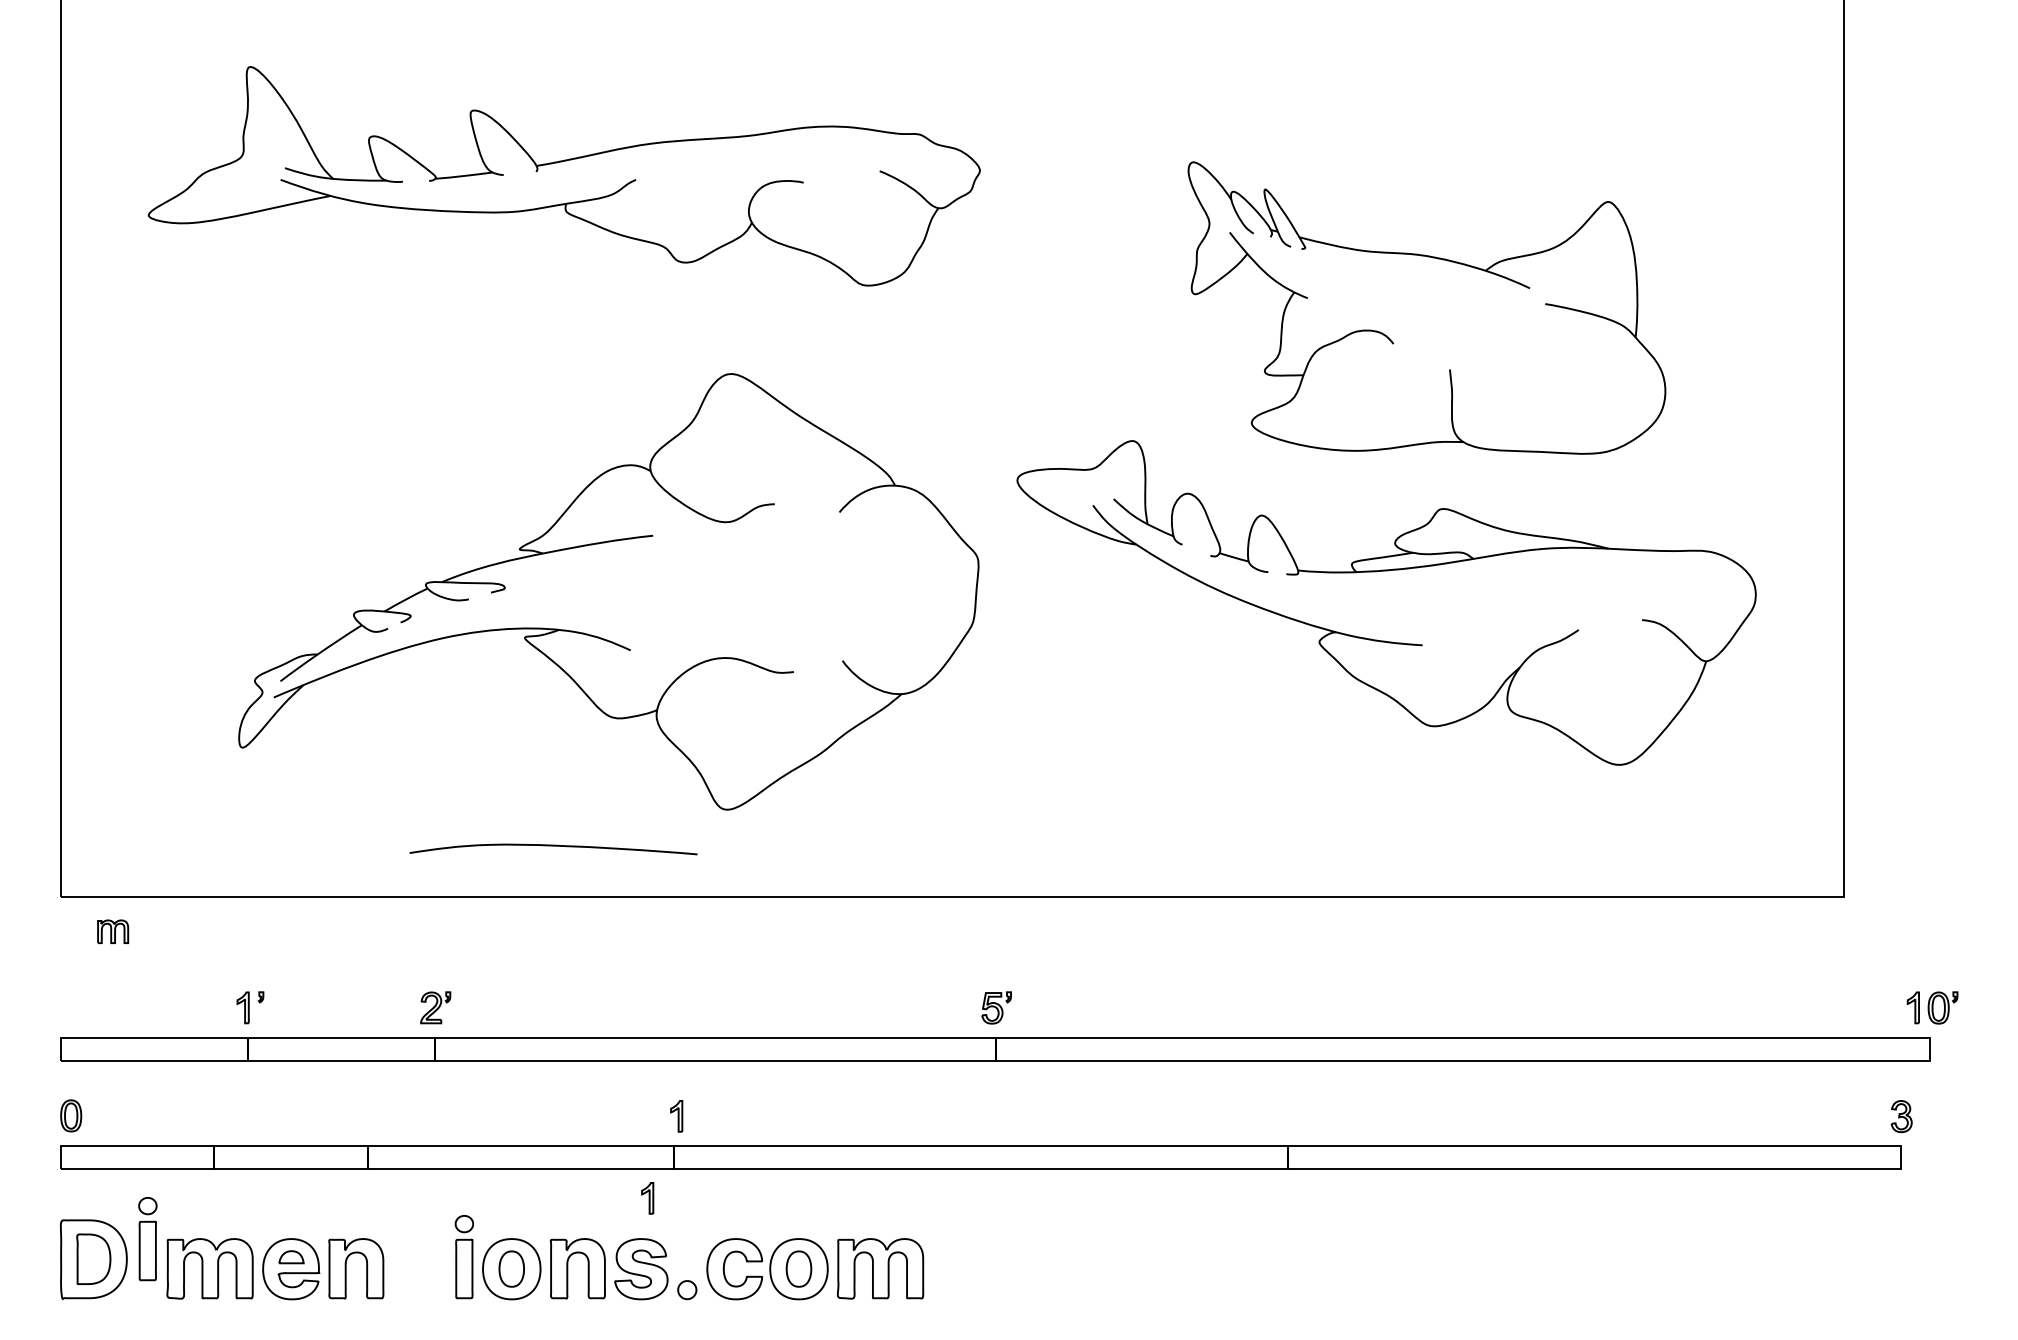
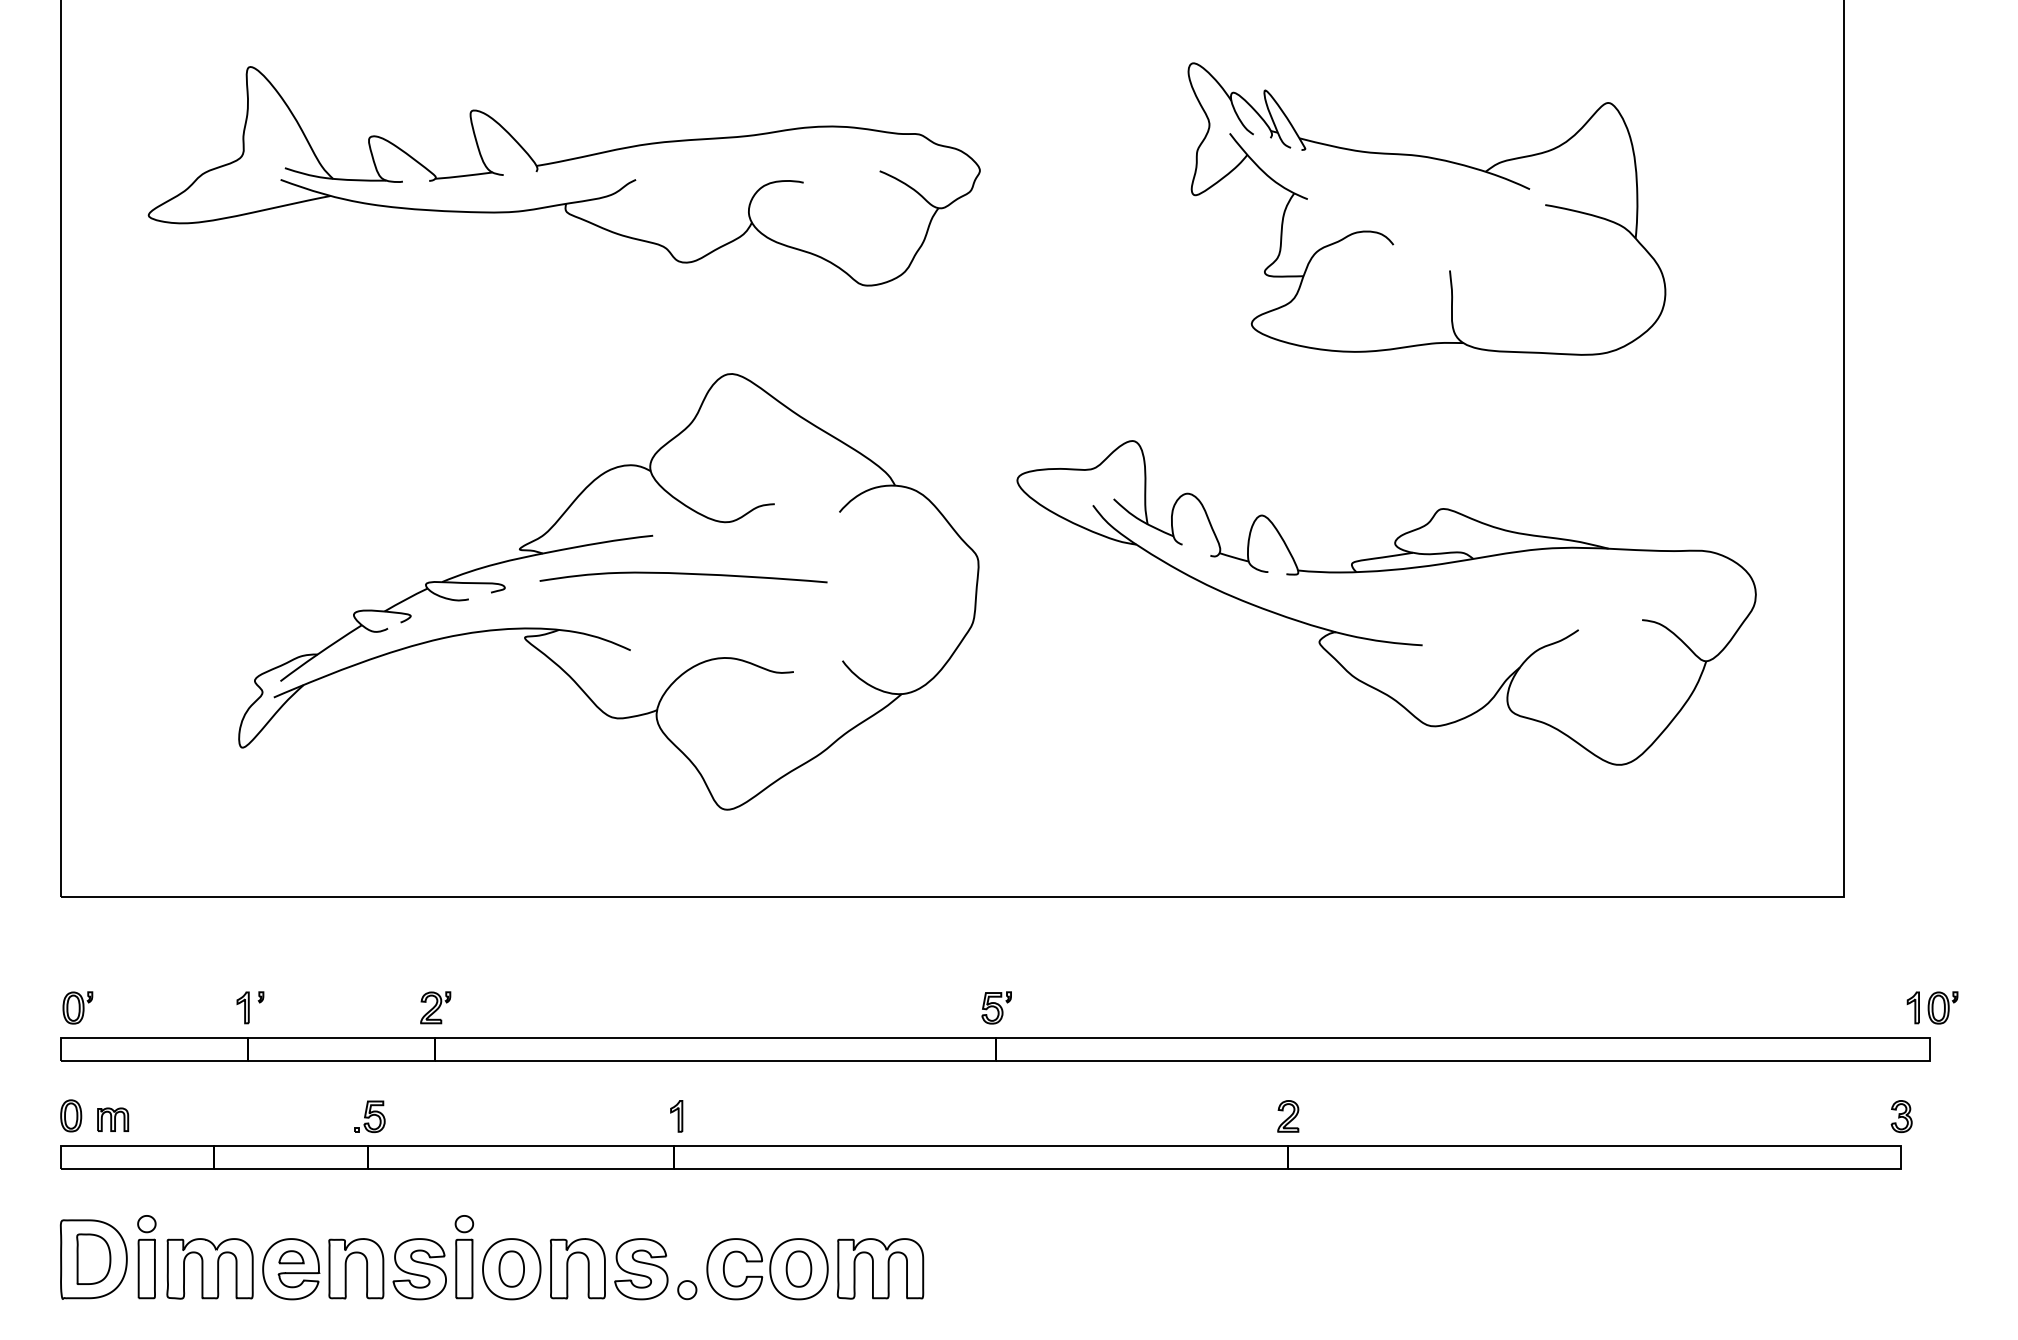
part position: (1426, 307) -> (1426, 208) (1426, 208)
curve position: (553, 846) -> (683, 574) (683, 574)
part position: (113, 931) -> (113, 1119) (113, 1119)
part: none -> present (77, 1007)
part: none -> present (369, 1116)
part: none -> present (1288, 1116)
part: present -> none (647, 1198)
part position: (147, 1239) -> (146, 1257) (146, 1257)
part: none -> present (419, 1269)
